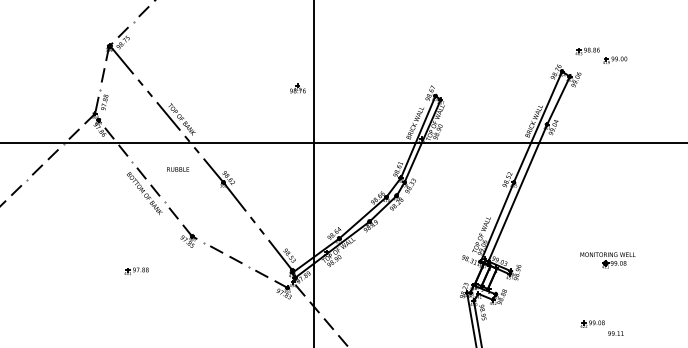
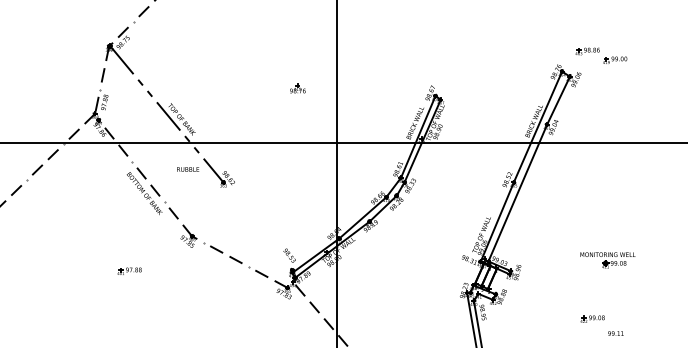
text position: (178, 169) -> (188, 169) (188, 169)
line position: (314, 173) -> (337, 173) (337, 173)
line: present -> none (257, 226)
part position: (136, 270) -> (129, 270) (129, 270)
part position: (592, 323) -> (592, 318) (592, 318)
